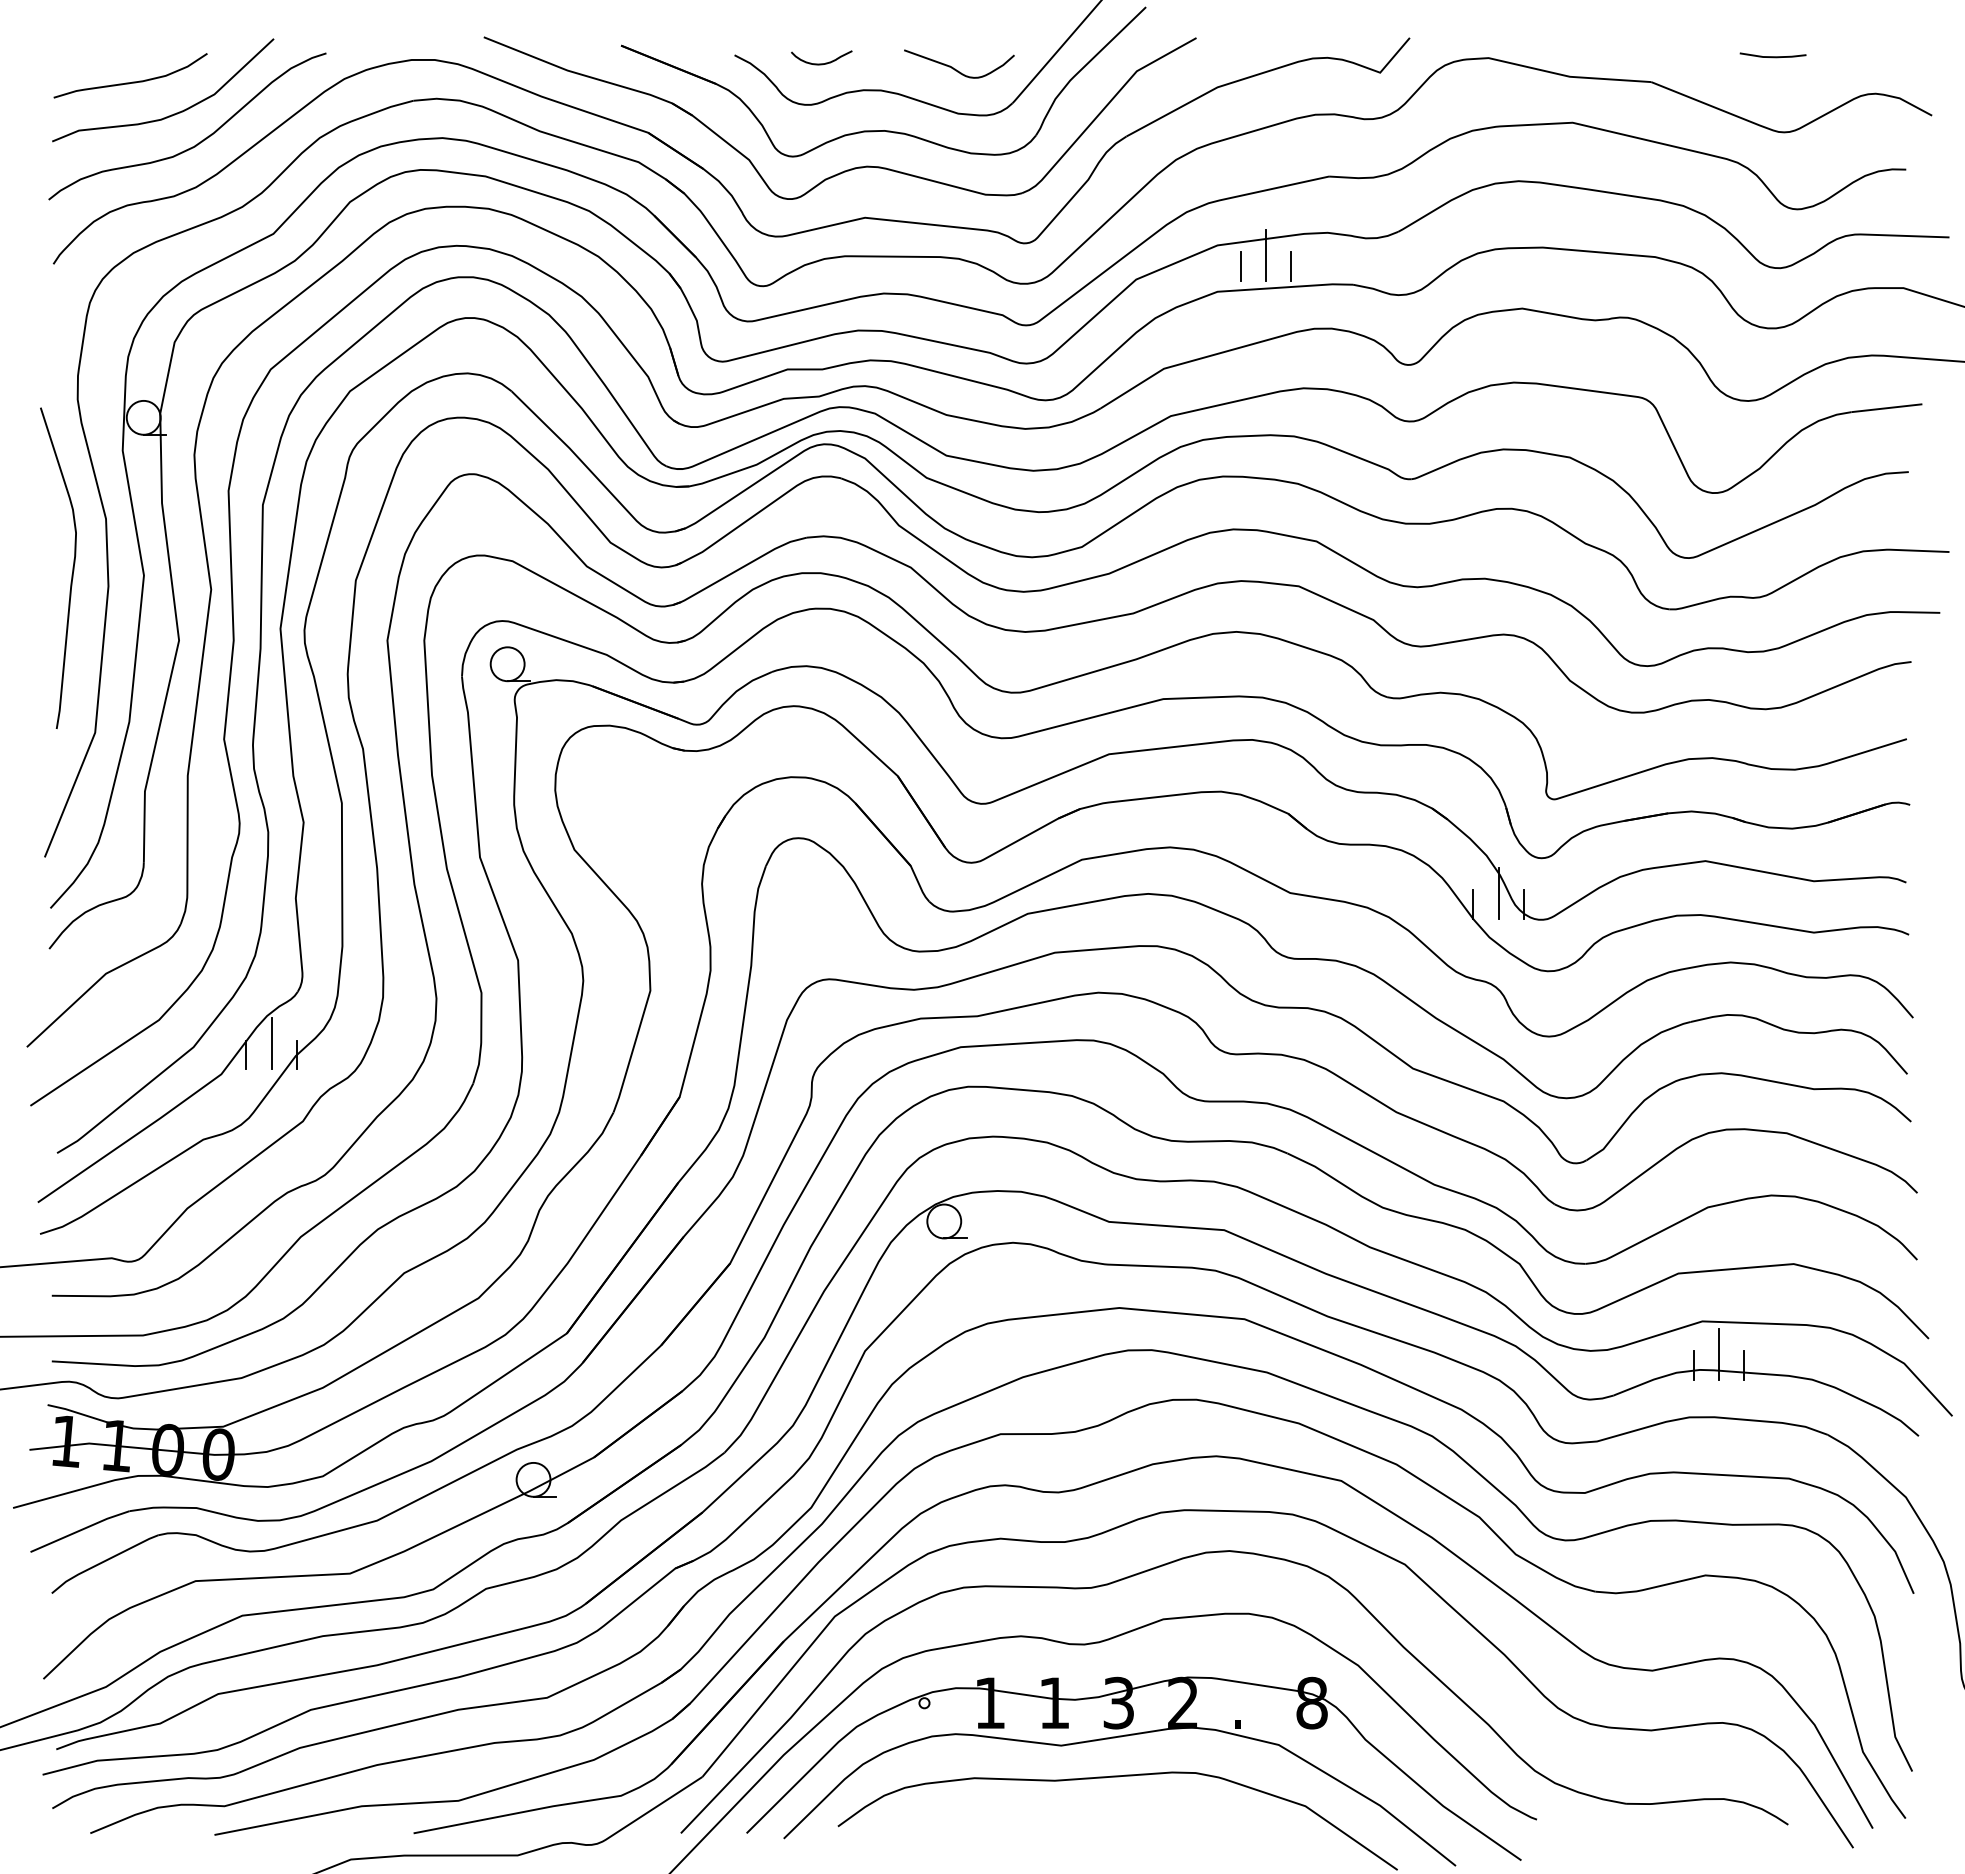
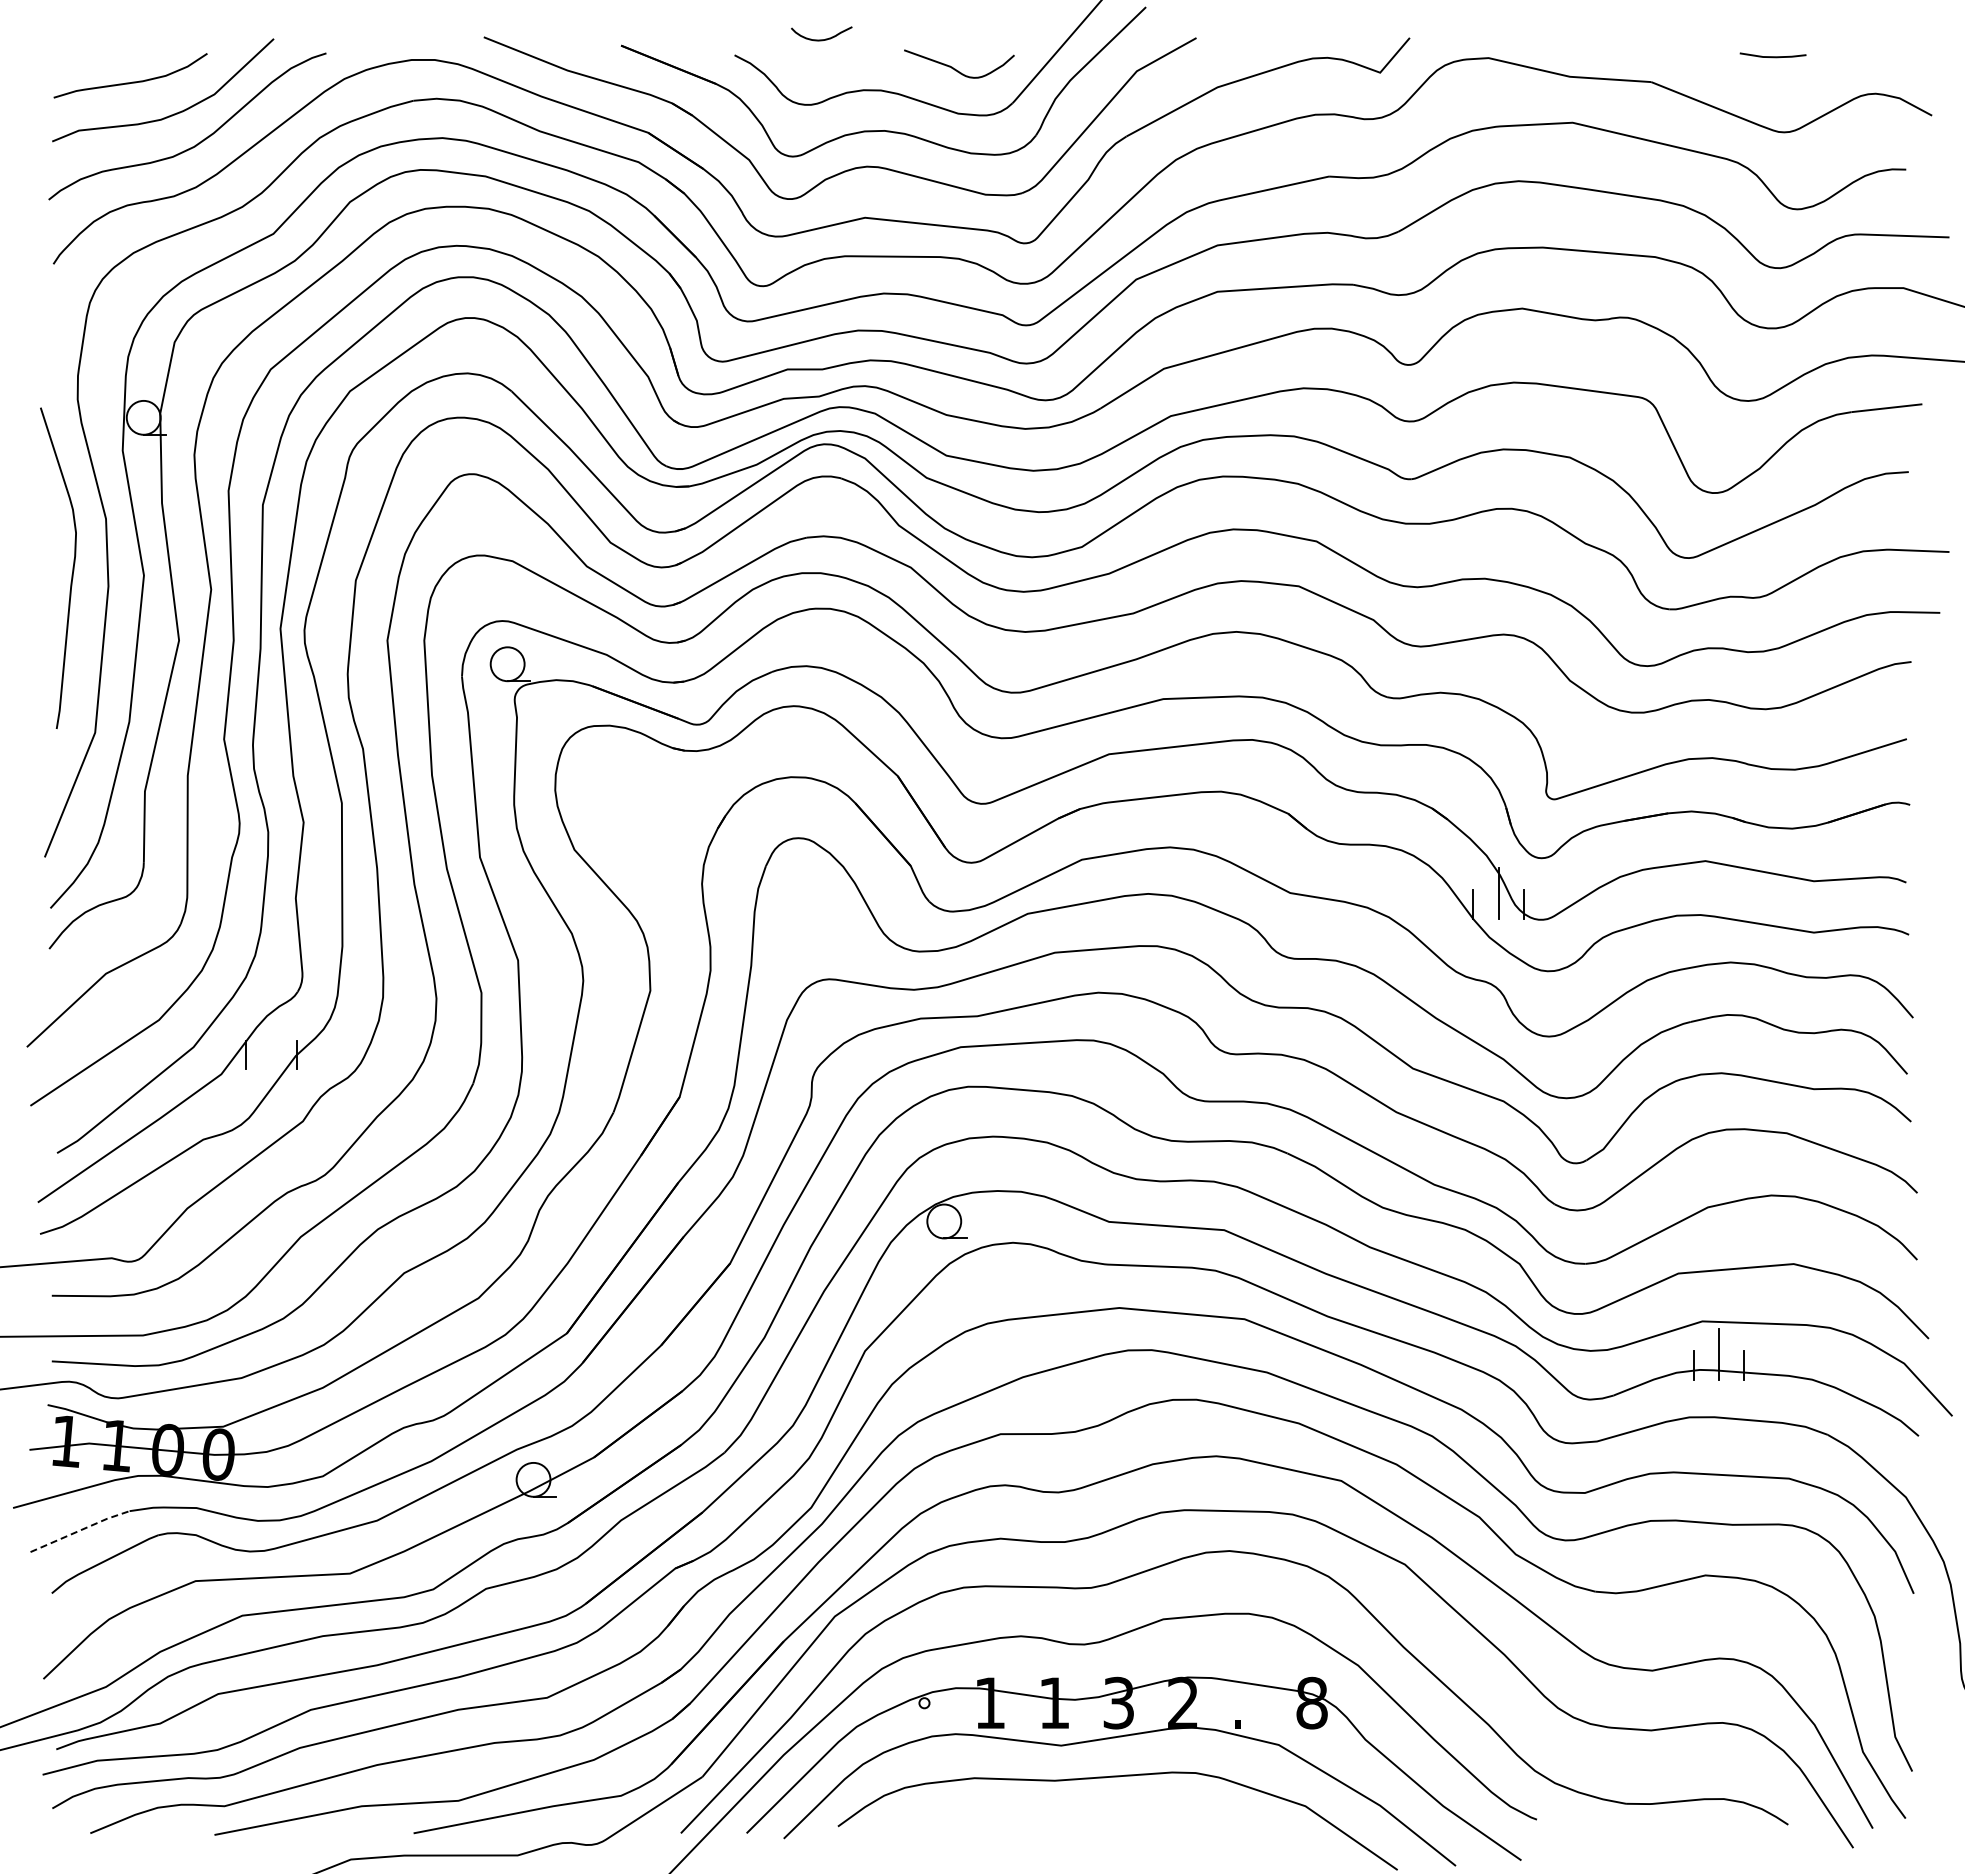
curve position: (821, 63) -> (821, 39) (821, 39)
line: present -> none (1265, 254)
line: present -> none (1240, 266)
line: present -> none (1291, 266)
line: present -> none (271, 1043)
line: solid -> dashed (80, 1530)
